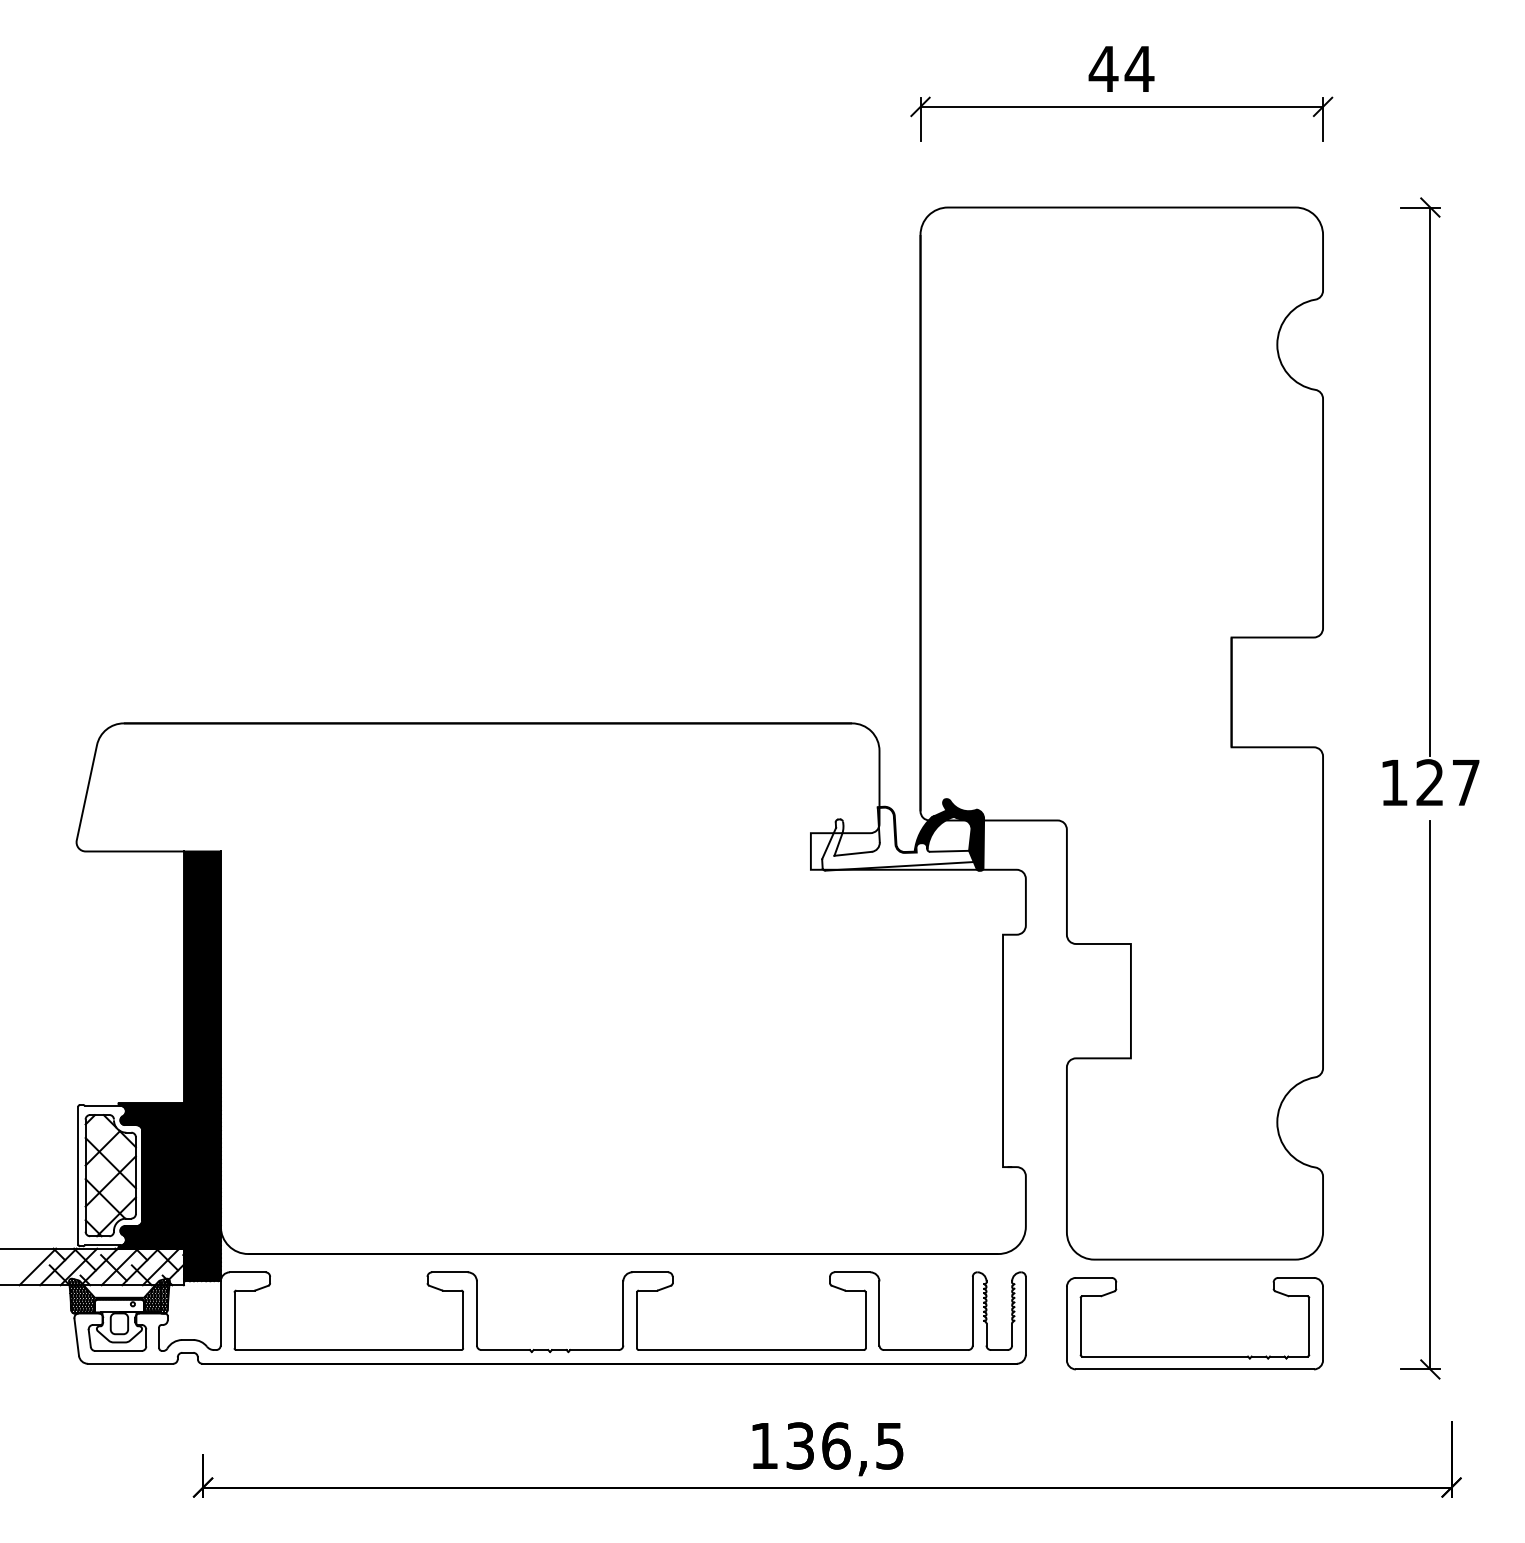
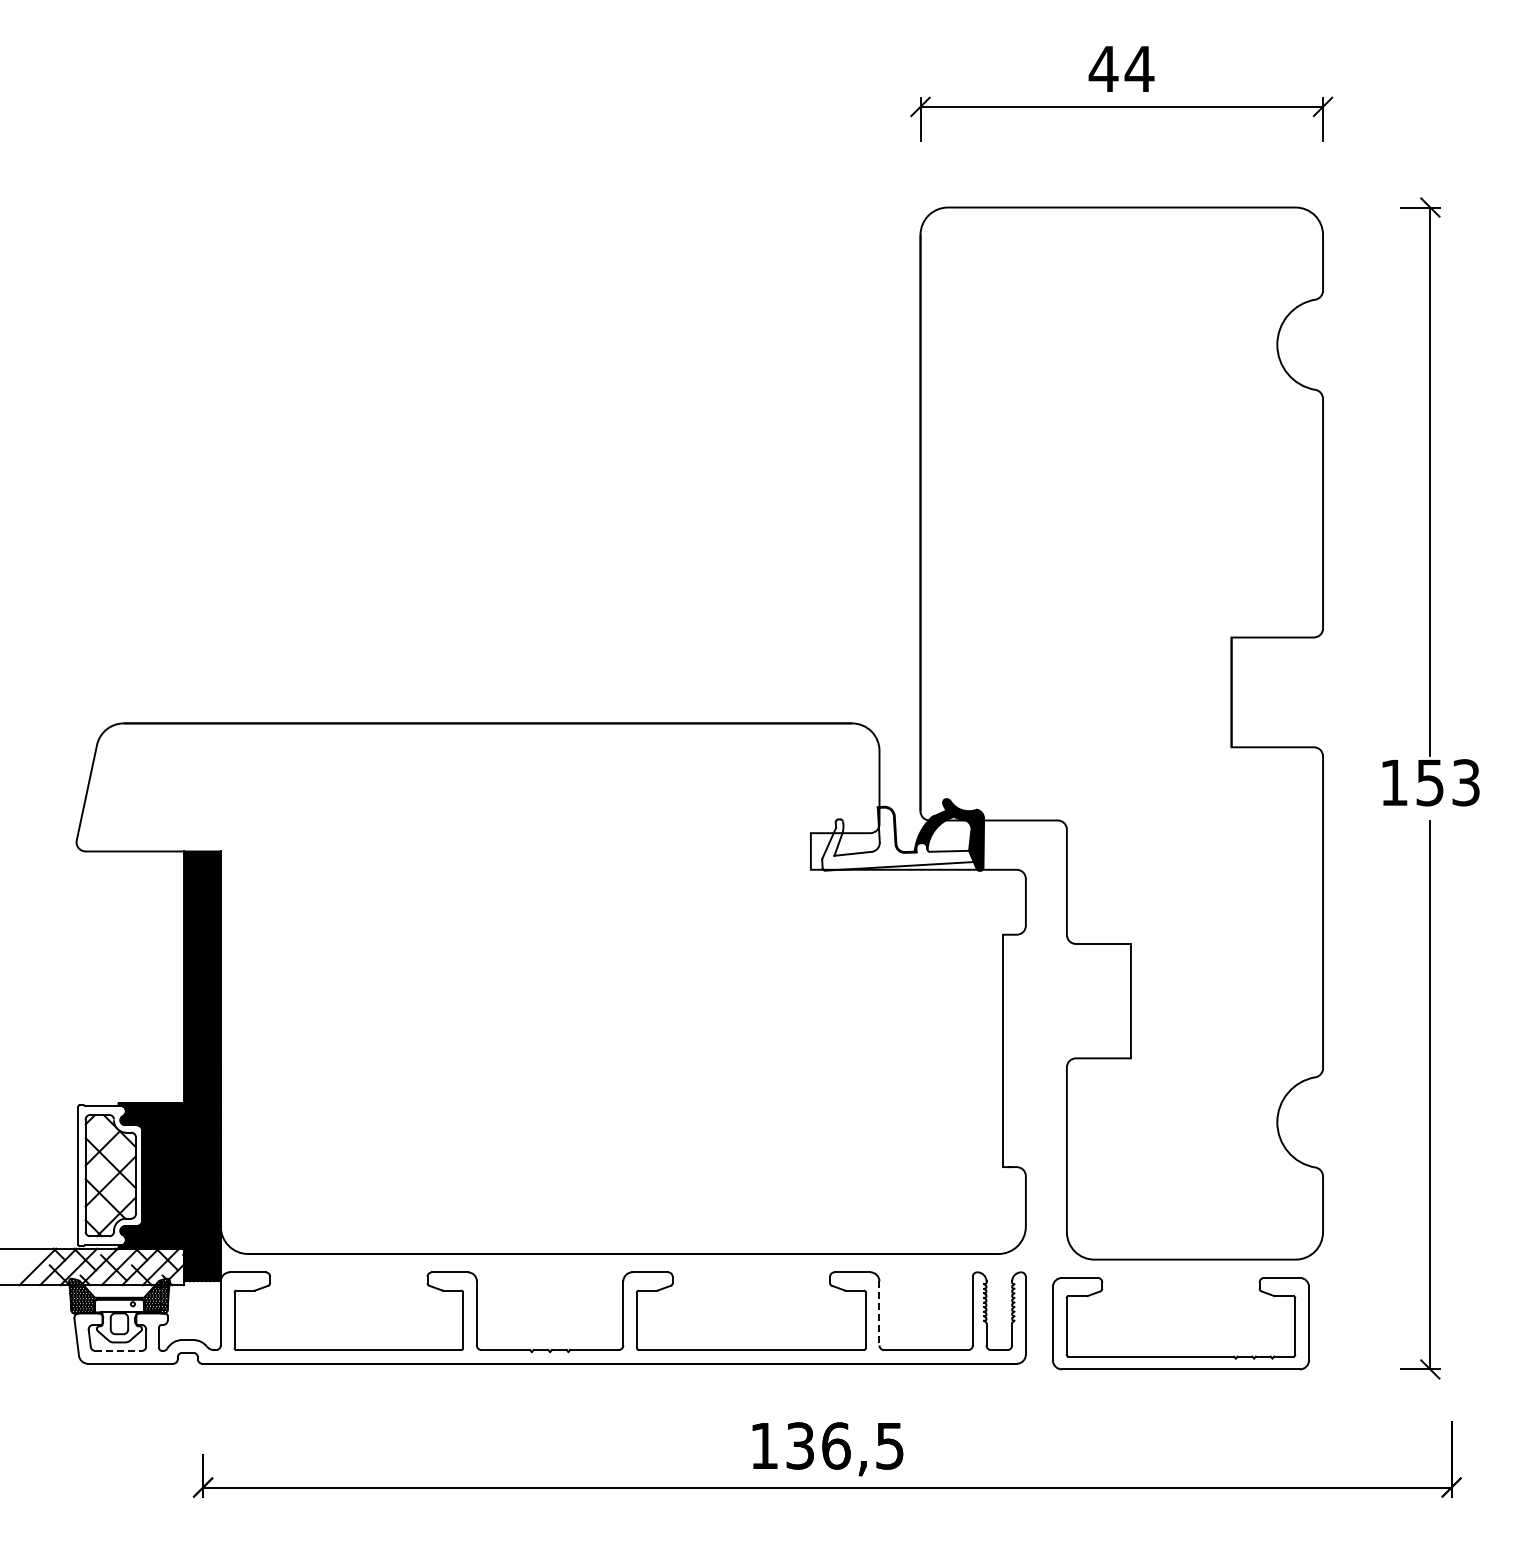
text: 127 -> 153 (1447, 782)
line: solid -> dashed (879, 1313)
line: solid -> dashed (119, 1350)
part position: (1194, 1356) -> (1180, 1356) (1180, 1356)
